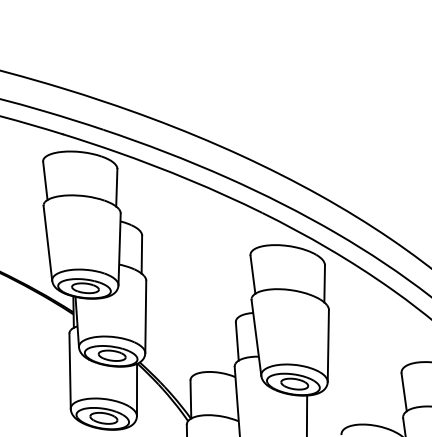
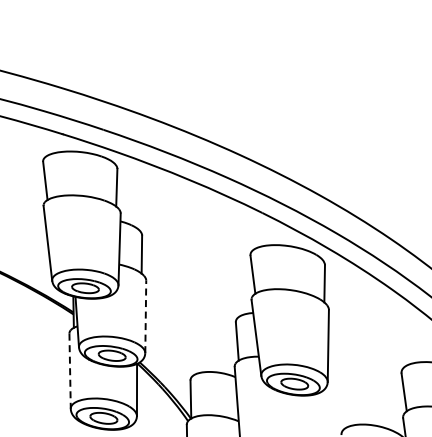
line: solid -> dashed (145, 316)
line: solid -> dashed (70, 371)
line: present -> none (306, 414)
